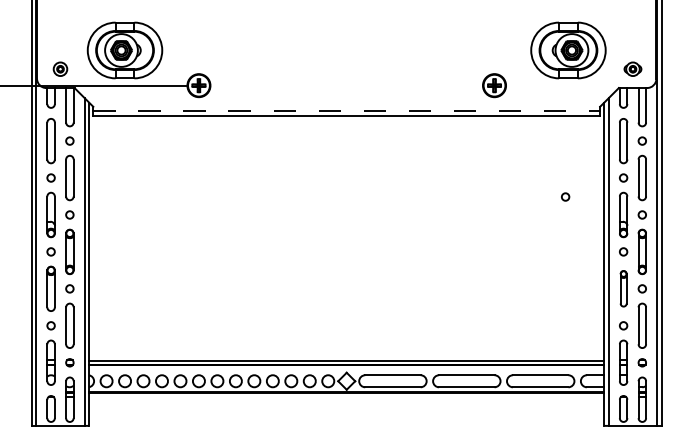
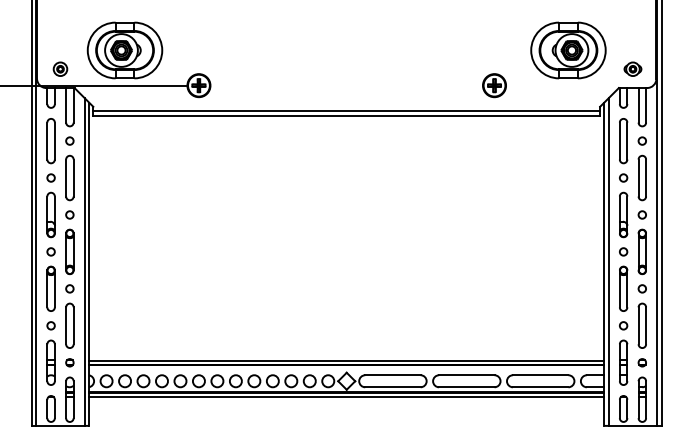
line: dashed -> solid (347, 111)
circle: present -> none (565, 196)
part size: 9x38 px -> 10x47 px (623, 288)
line: none -> present (346, 396)
